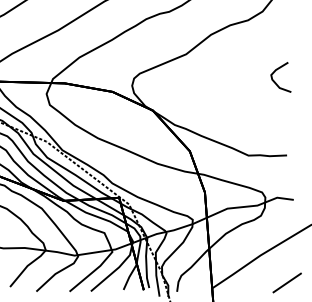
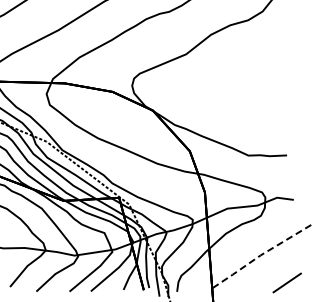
curve: present -> none (275, 81)
line: solid -> dashed (260, 255)
